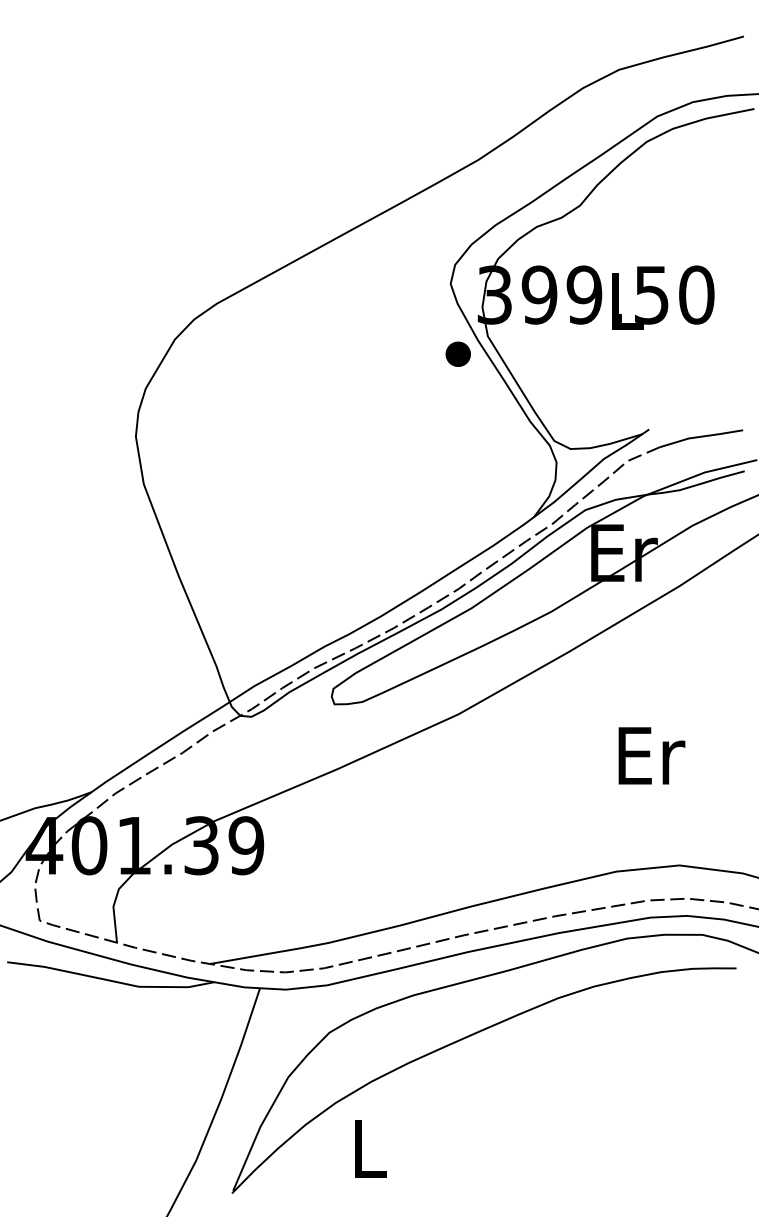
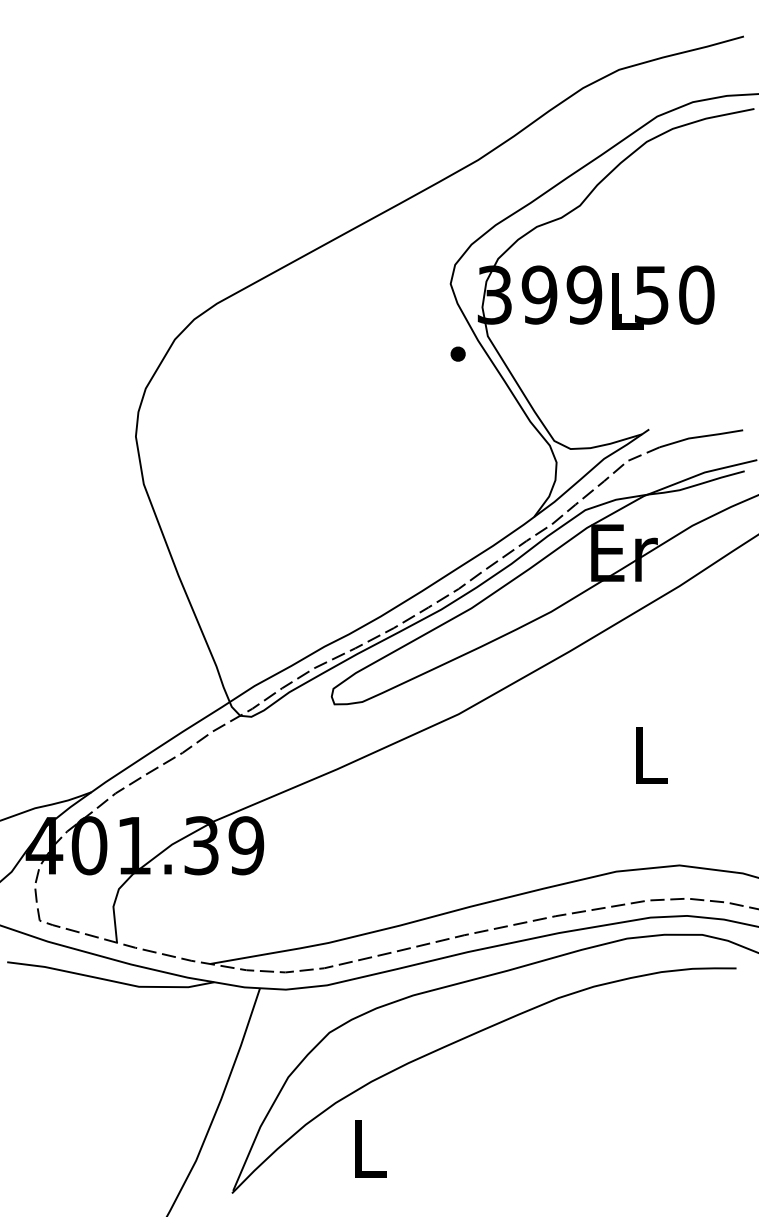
part size: 26x26 px -> 16x16 px (457, 353)
text: Er -> L (651, 755)
